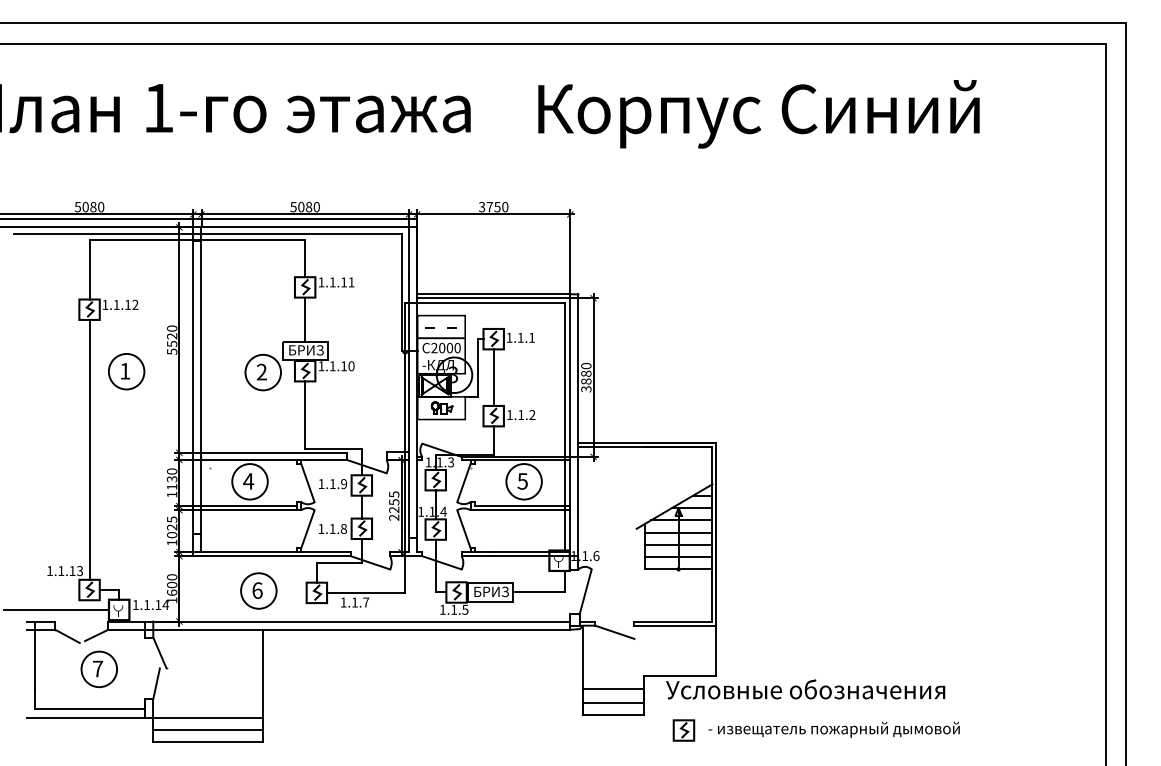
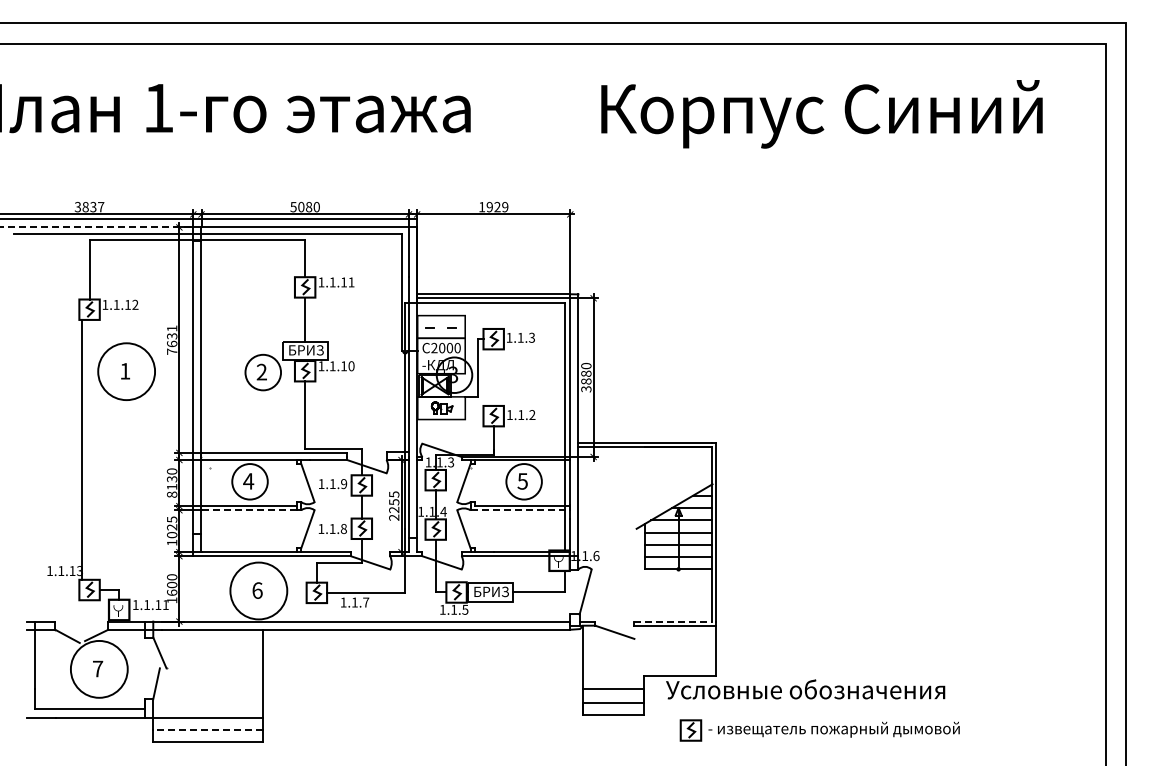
text position: (758, 114) -> (821, 114) (821, 114)
text: 5080 -> 3837 (89, 206)
text: 3750 -> 1929 (493, 206)
line: solid -> dashed (97, 227)
text: 1.1.1 -> 1.1.3 (531, 337)
text: 5520 -> 7631 (172, 339)
circle diameter: 36 px -> 57 px (126, 371)
line: present -> none (493, 377)
line position: (89, 449) -> (81, 449) (81, 449)
text: 1130 -> 8130 (172, 494)
line: solid -> dashed (249, 510)
line: solid -> dashed (520, 510)
circle diameter: 36 px -> 57 px (258, 590)
text: 1.1.14 -> 1.1.11 (165, 604)
line: present -> none (56, 609)
line: solid -> dashed (673, 621)
circle diameter: 36 px -> 57 px (98, 668)
line: solid -> dashed (207, 729)
part position: (683, 730) -> (690, 730) (690, 730)
